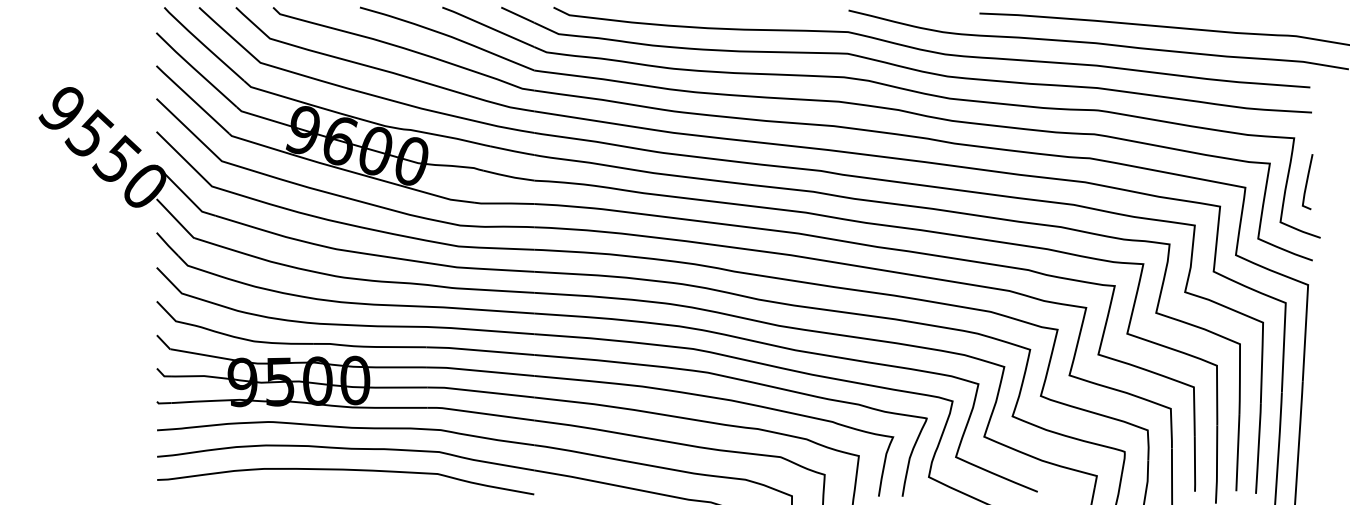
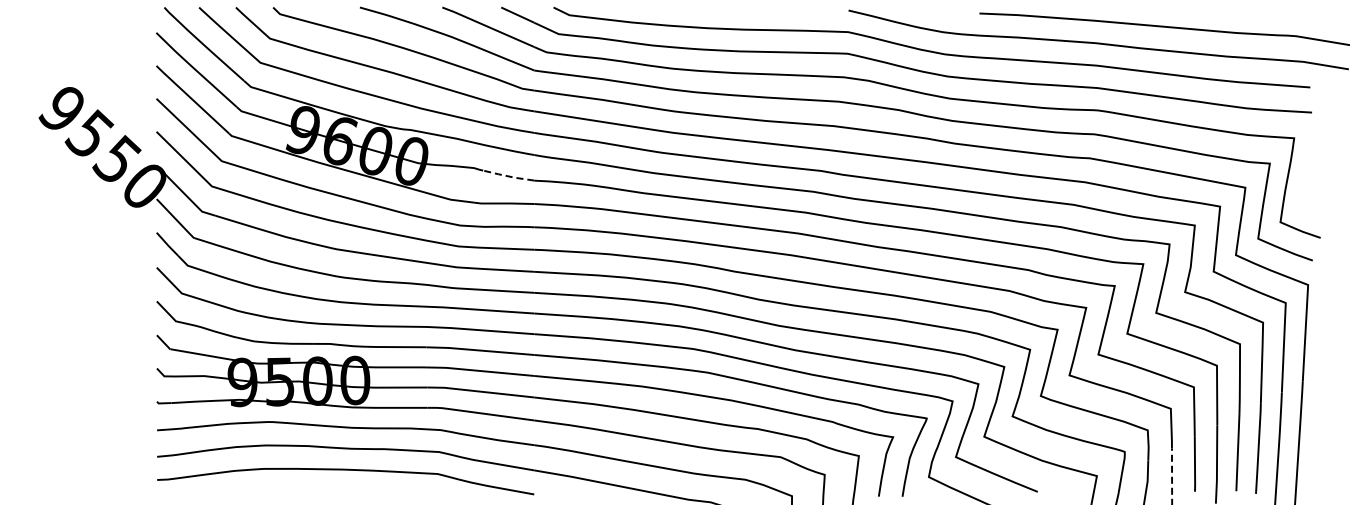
line: solid -> dashed (508, 176)
line: present -> none (1307, 182)
line: solid -> dashed (1172, 476)
